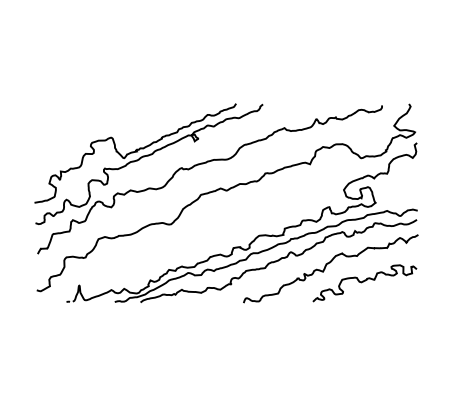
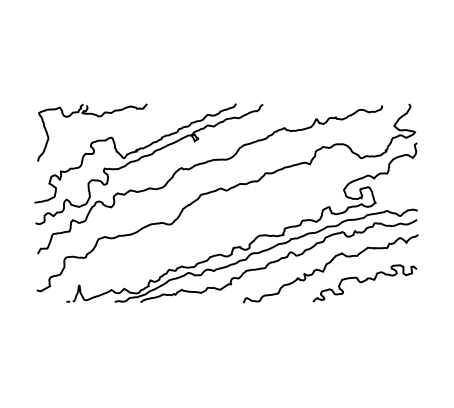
part: none -> present (98, 117)
